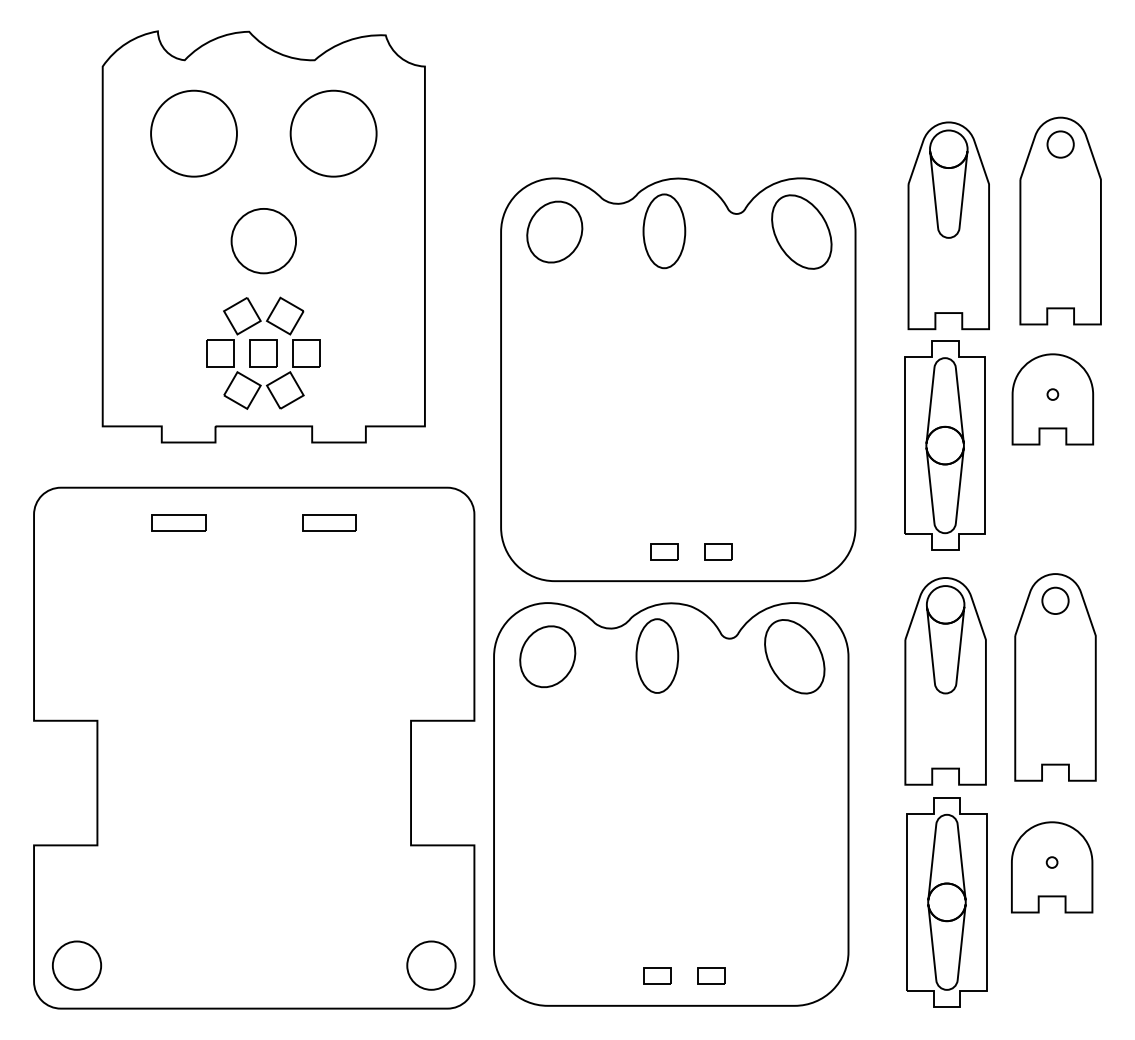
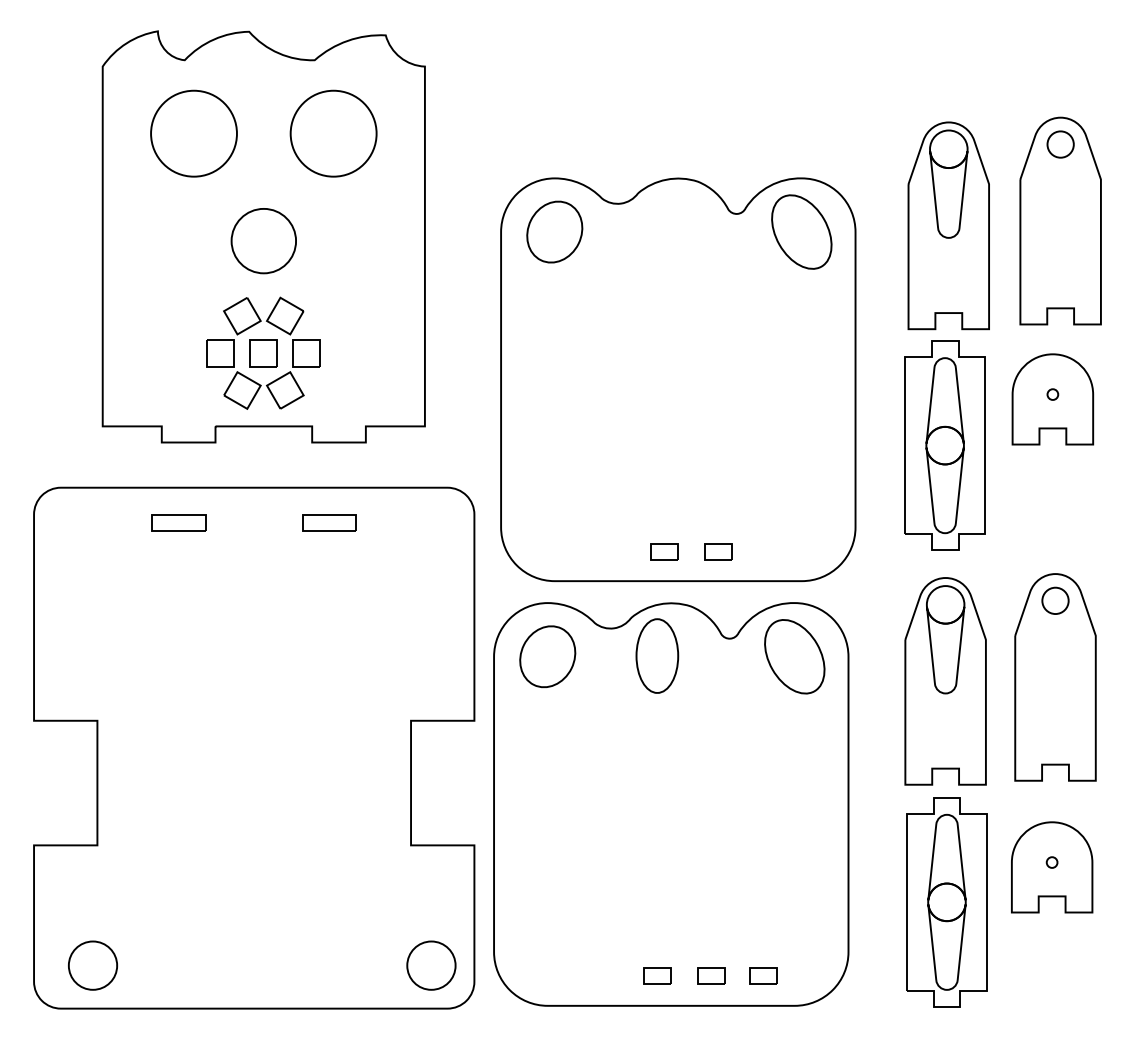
part: present -> none (664, 231)
circle position: (77, 965) -> (93, 965) (93, 965)
part: none -> present (763, 975)
